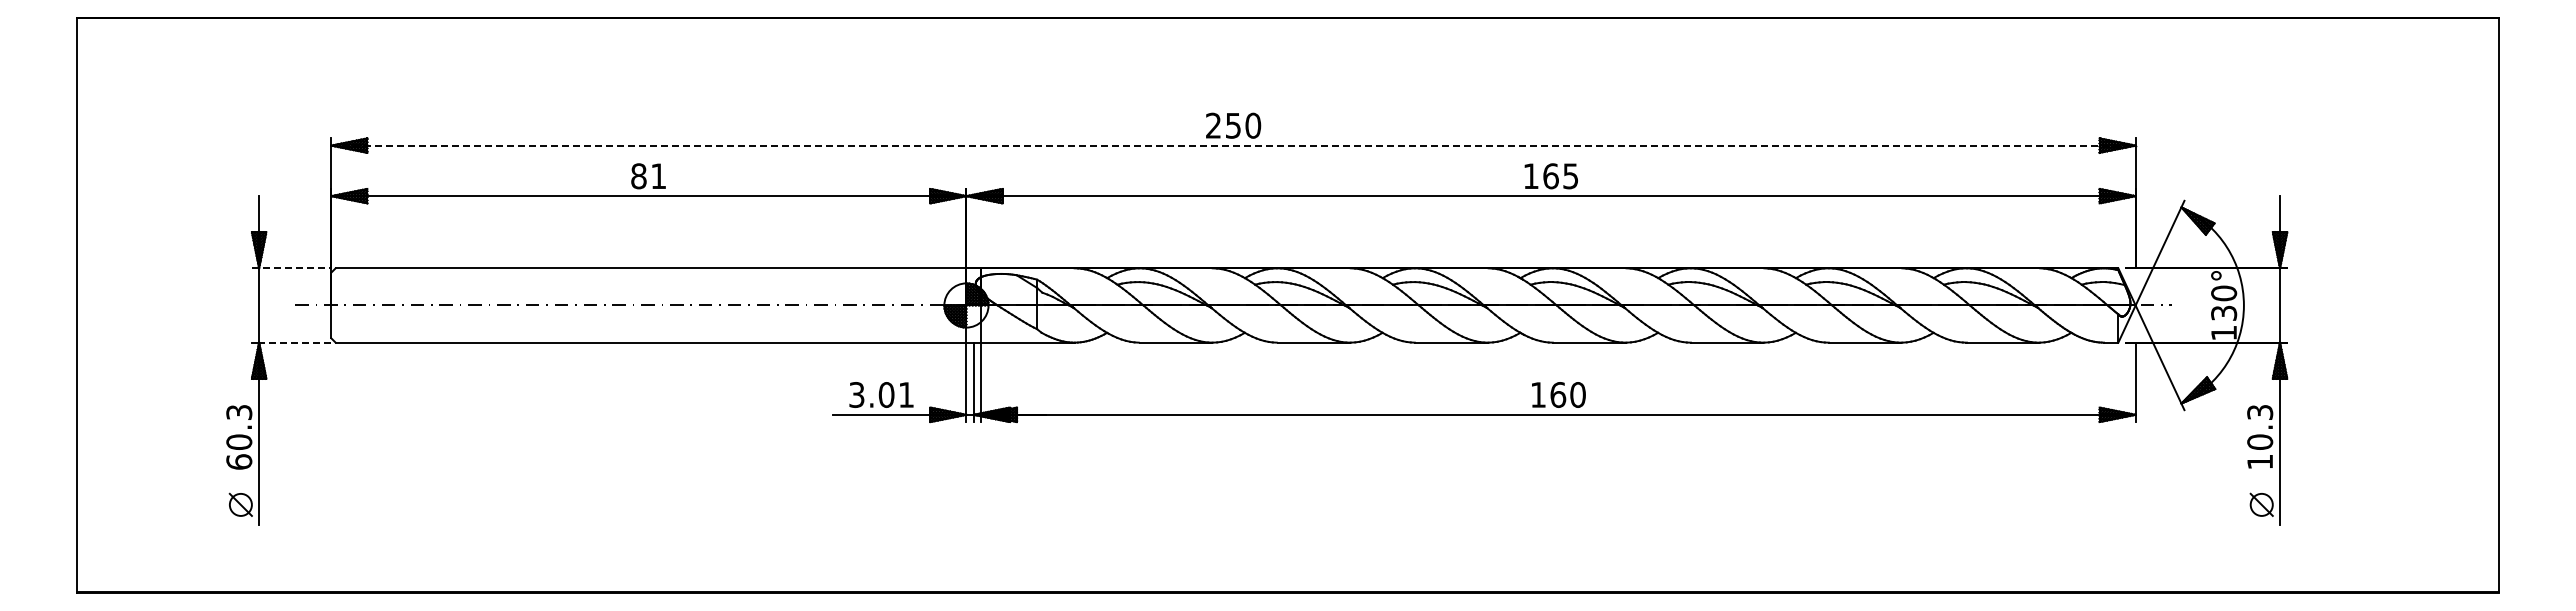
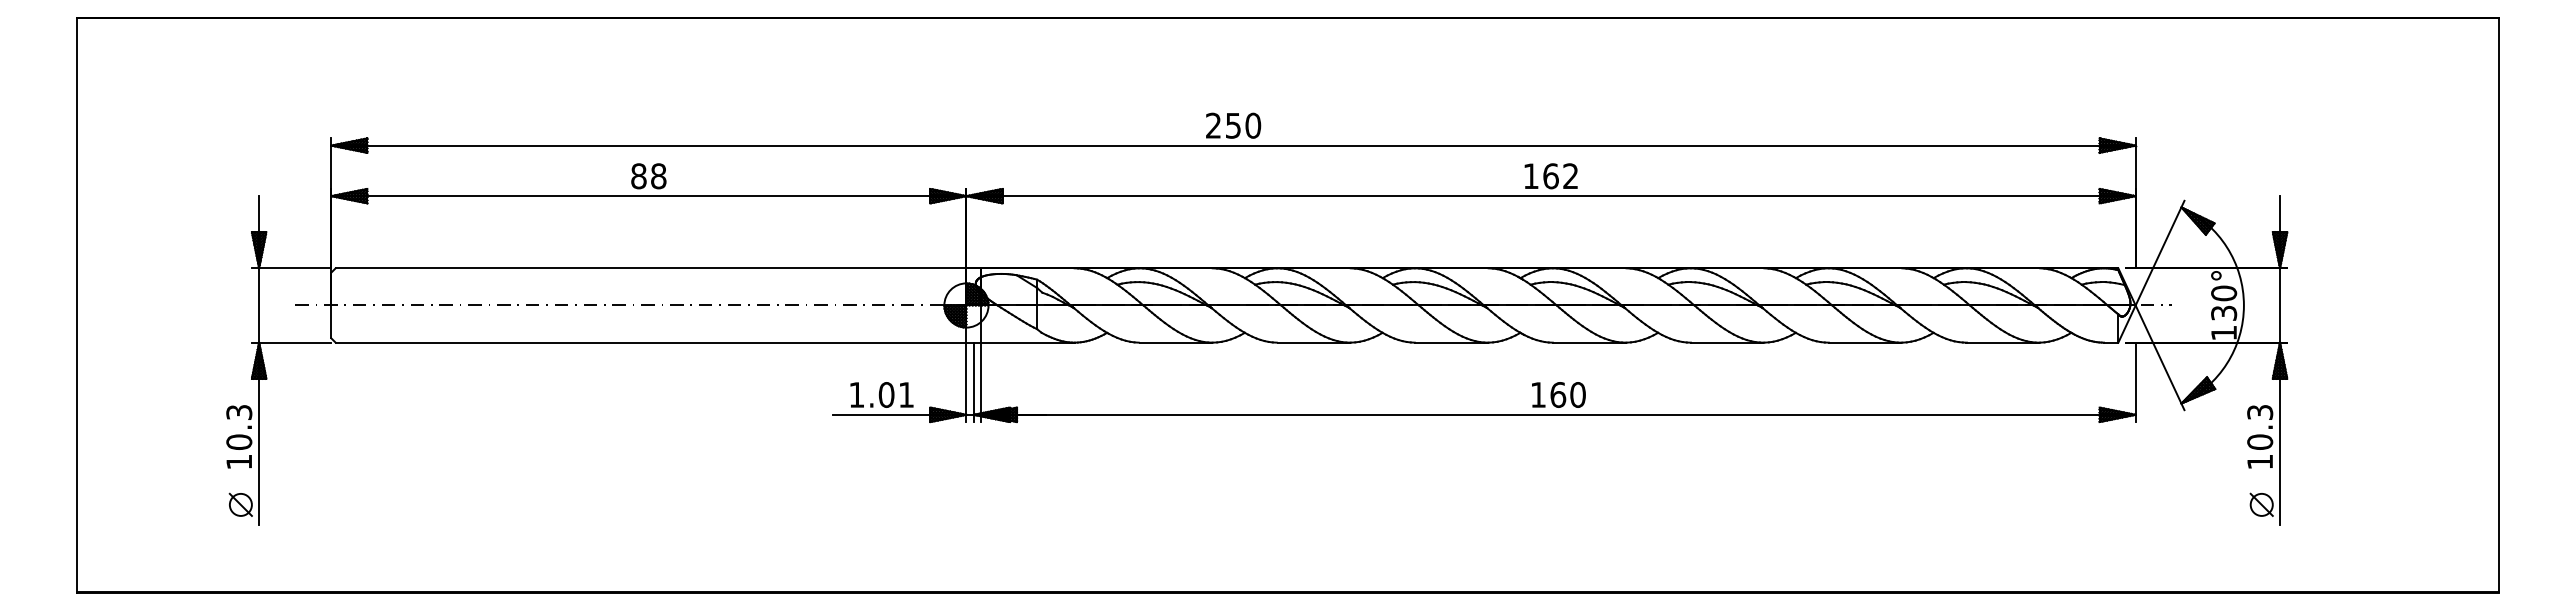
line: dashed -> solid (1234, 145)
text: 81 -> 88 (658, 176)
text: 165 -> 162 (1570, 176)
line: dashed -> solid (291, 268)
line: dashed -> solid (294, 342)
text: 3.01 -> 1.01 (856, 395)
text: 60.3 -> 10.3 (239, 461)
